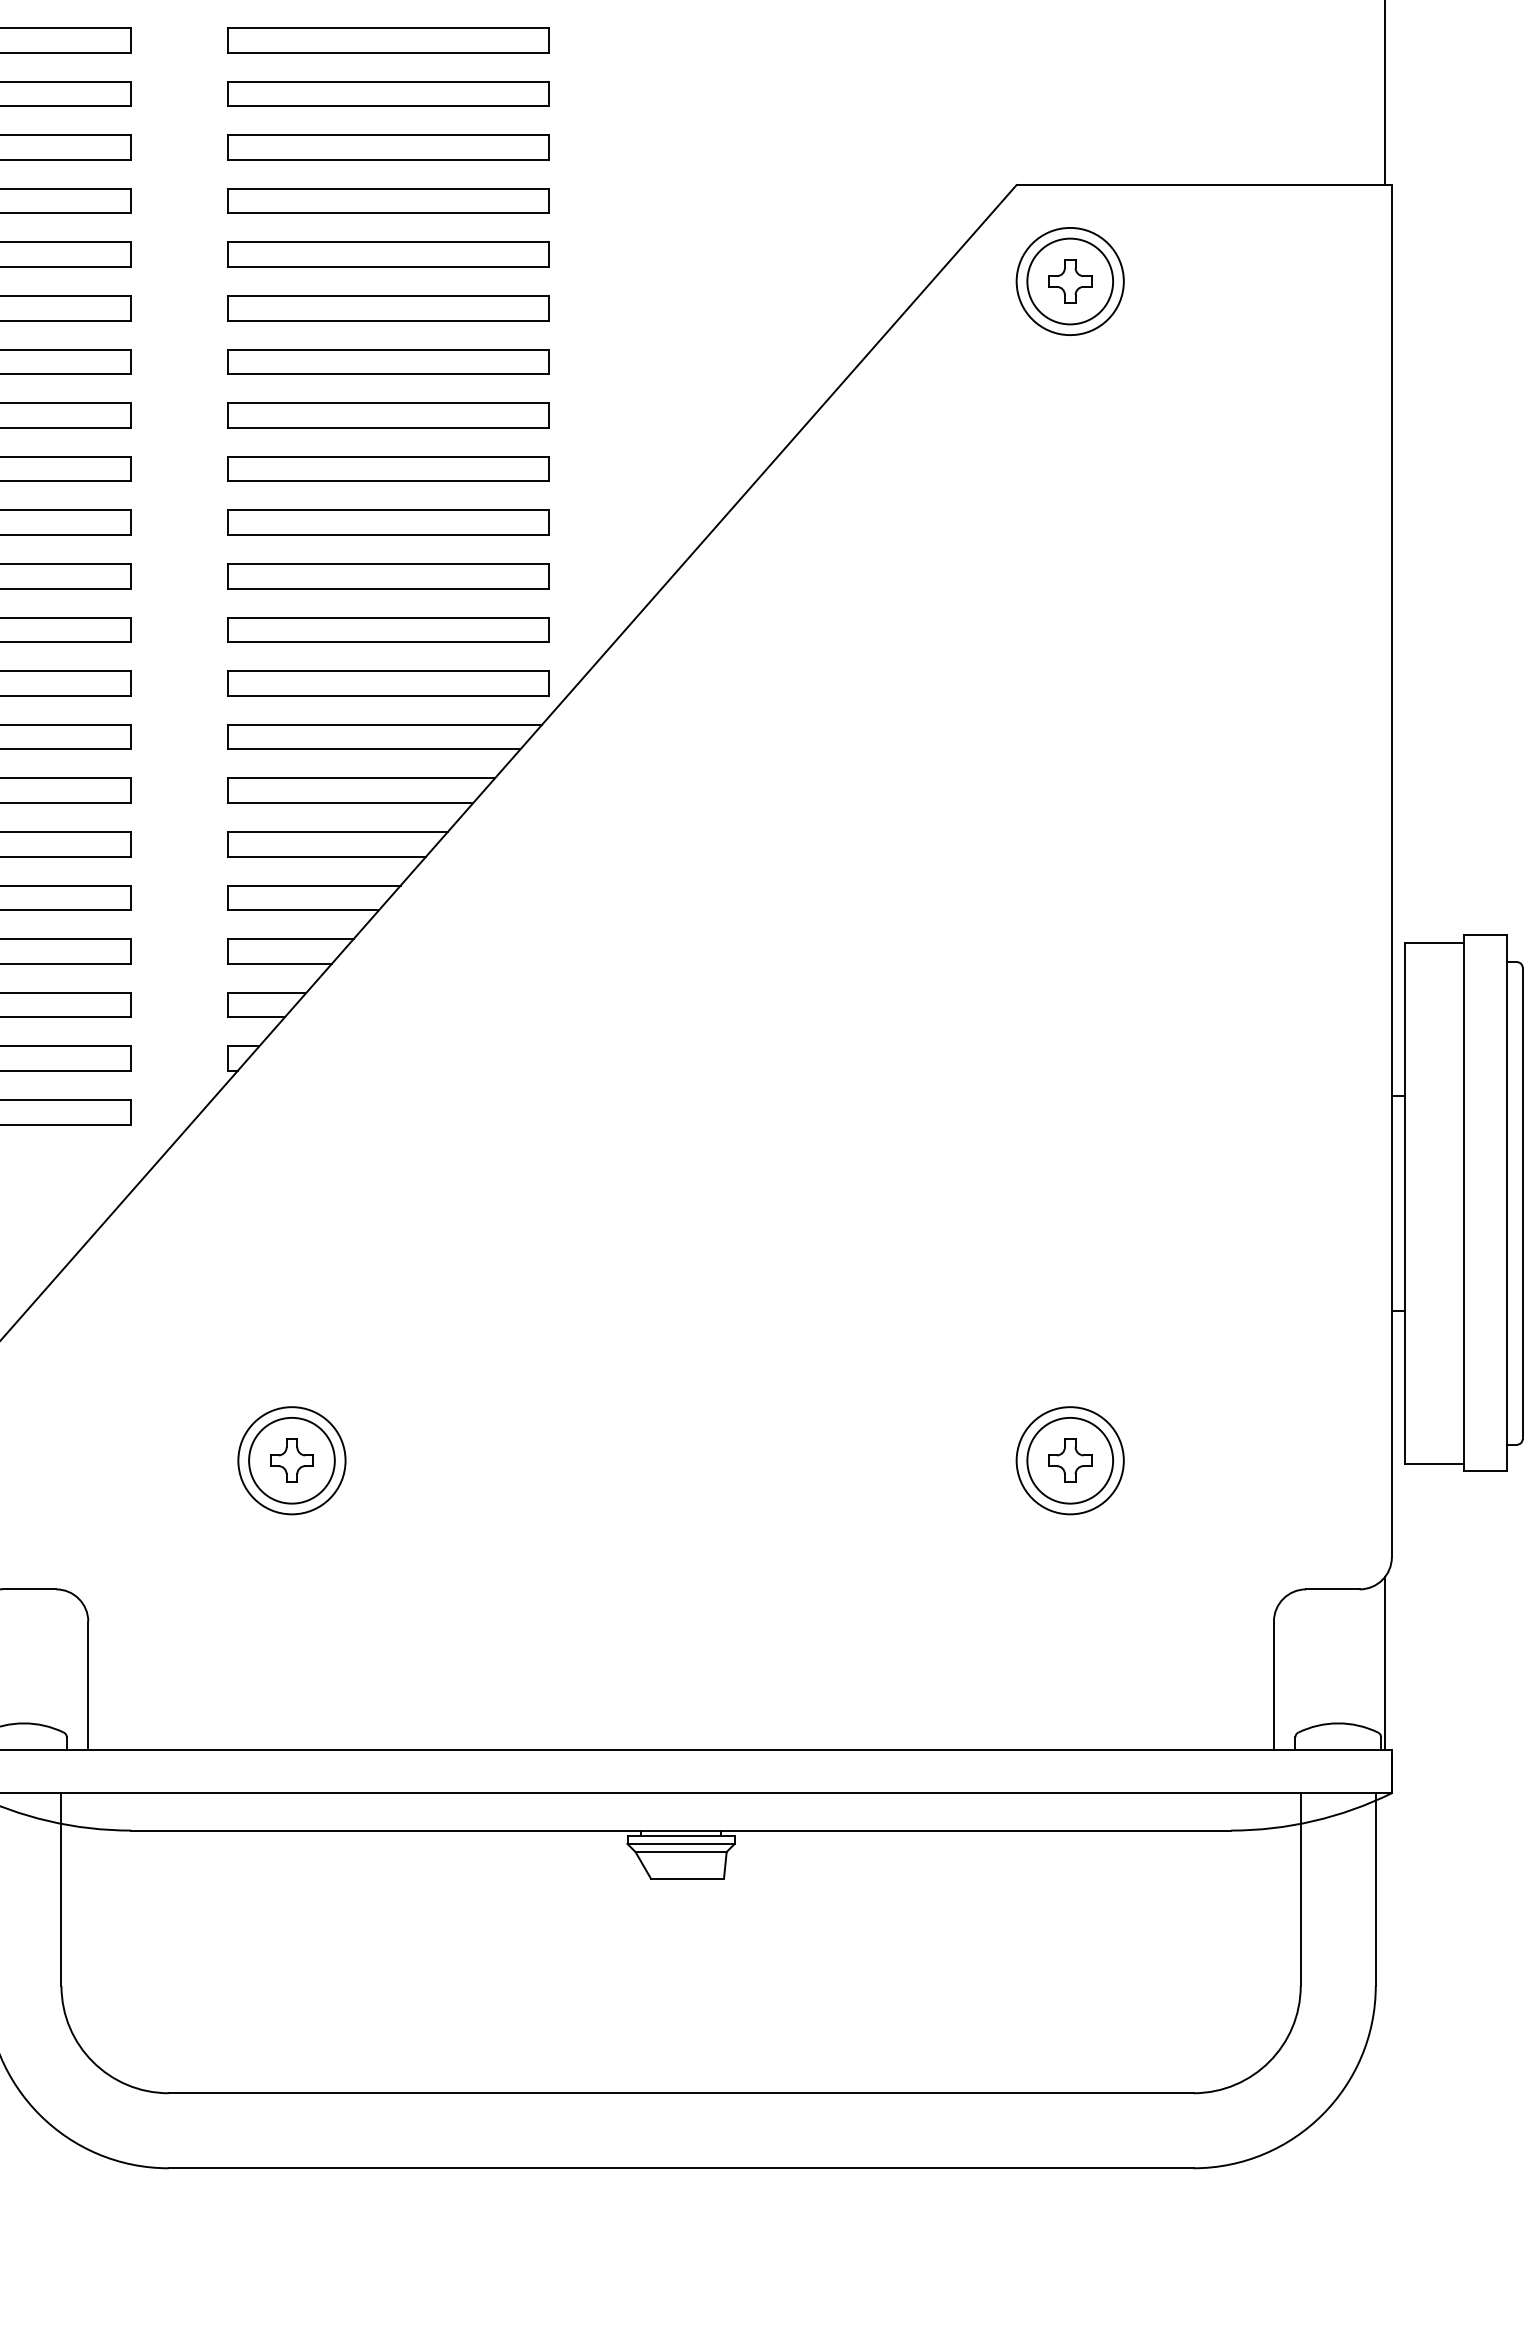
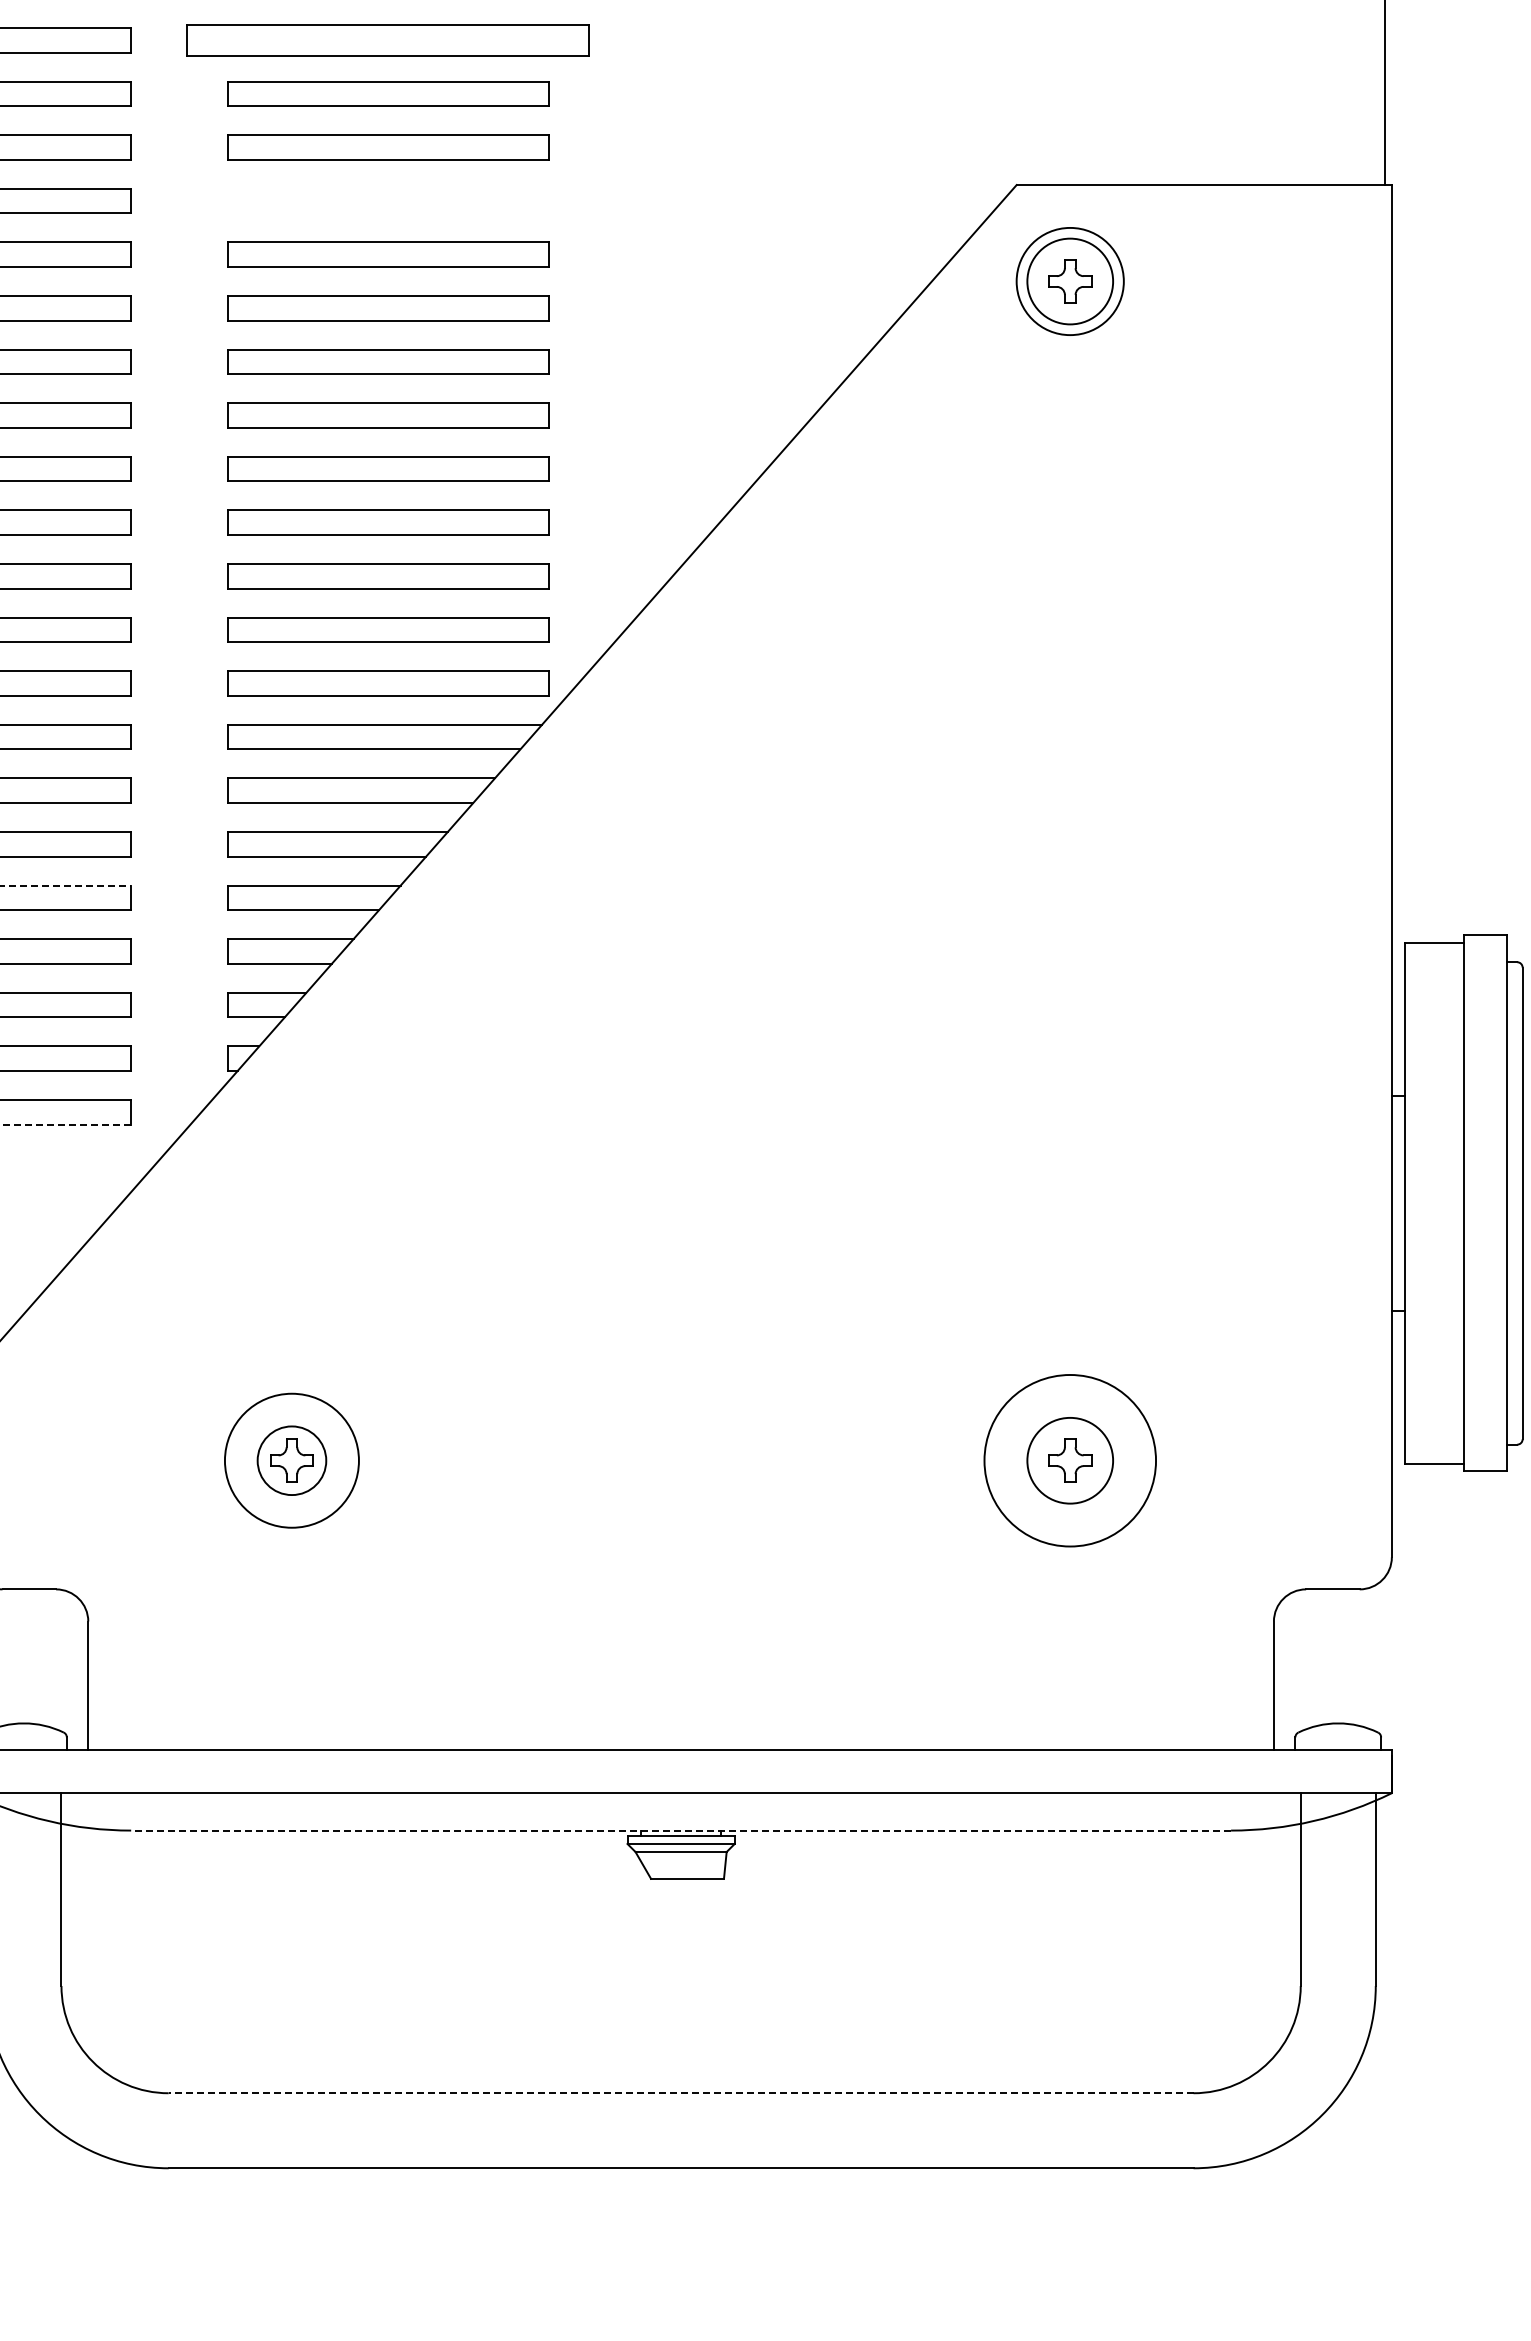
part size: 323x27 px -> 404x33 px (387, 40)
part: present -> none (388, 200)
line: solid -> dashed (66, 885)
line: solid -> dashed (65, 1124)
circle diameter: 107 px -> 134 px (291, 1460)
circle diameter: 86 px -> 69 px (291, 1460)
circle diameter: 107 px -> 172 px (1070, 1460)
line: present -> none (1385, 1663)
line: solid -> dashed (681, 1830)
line: solid -> dashed (680, 2093)
